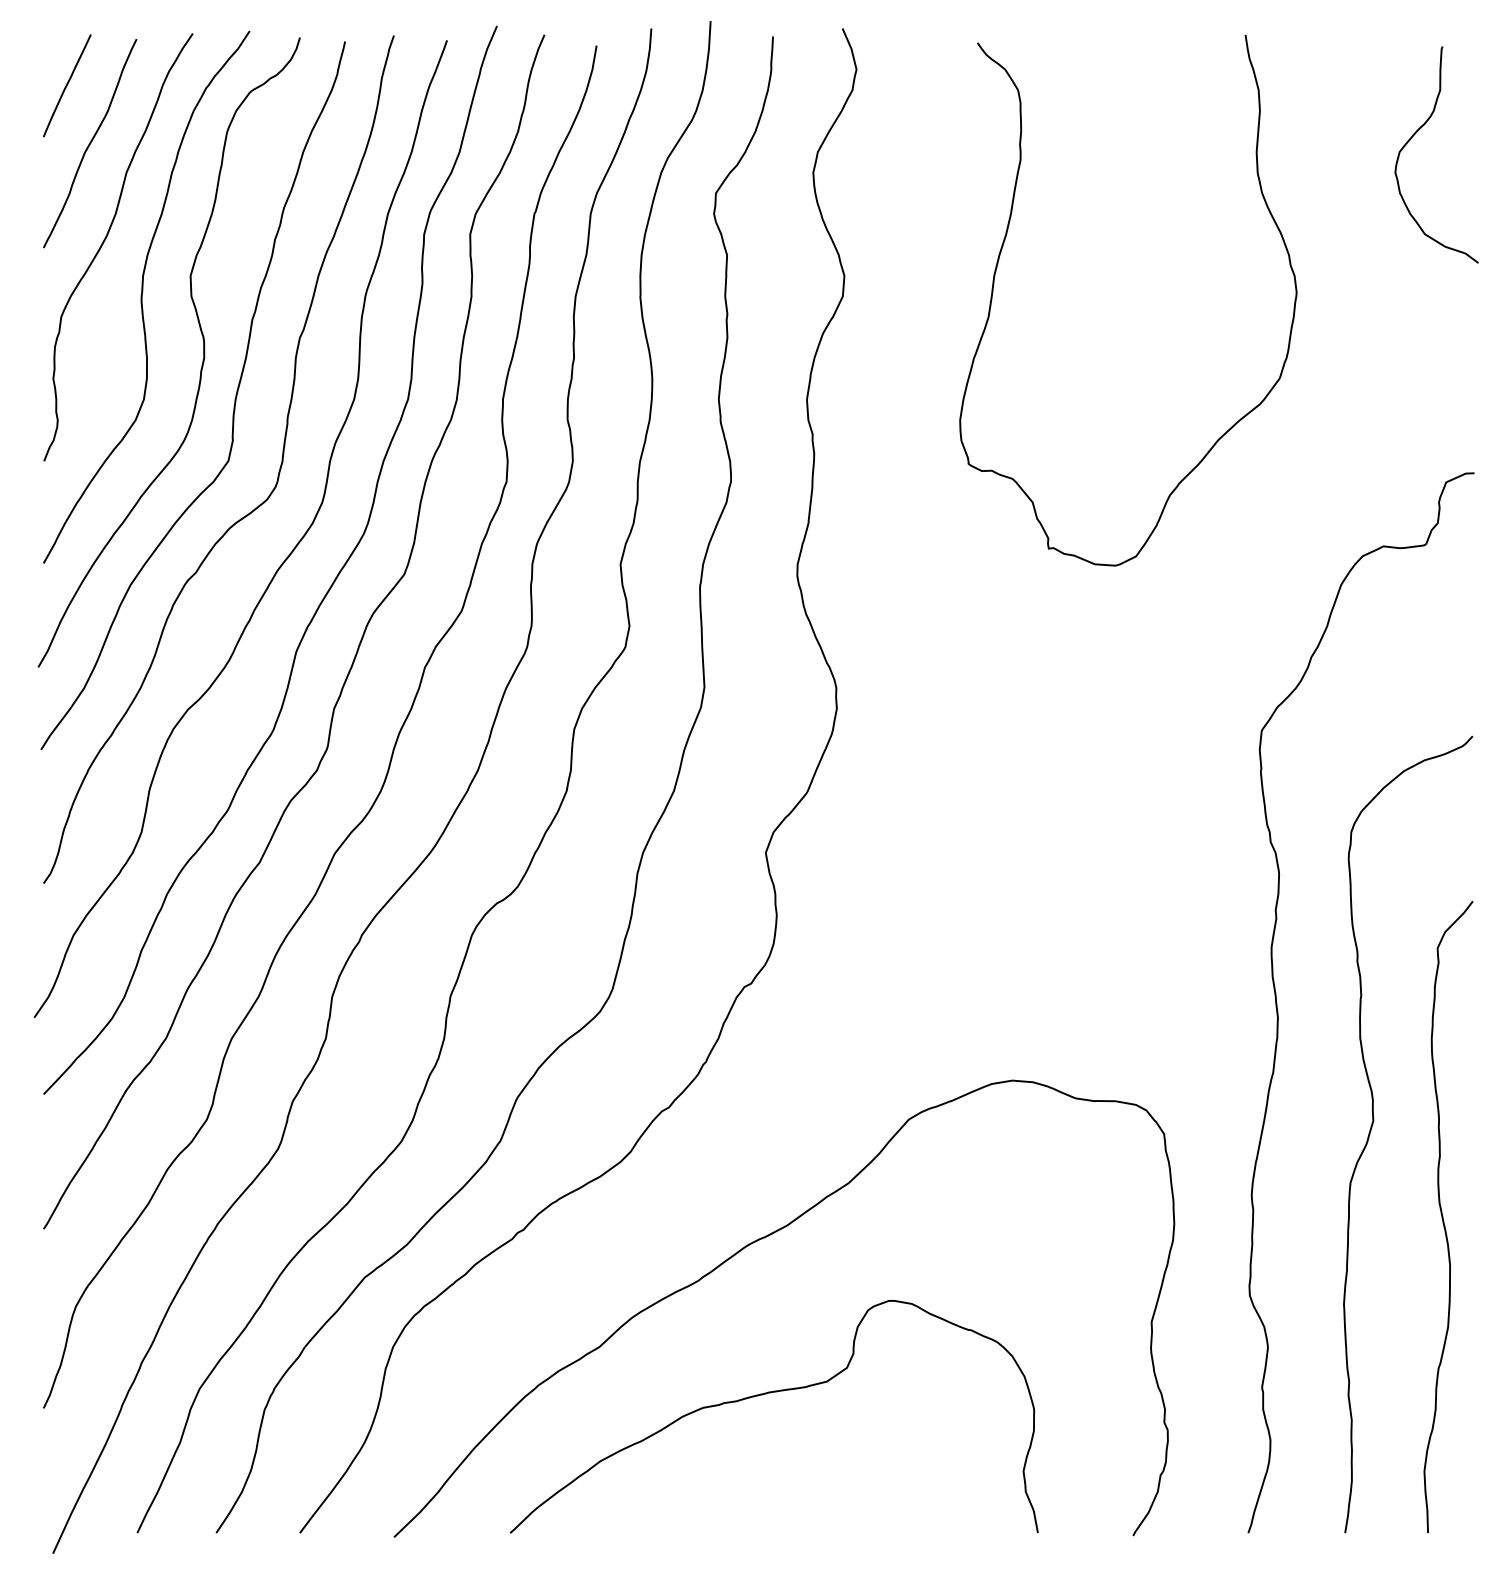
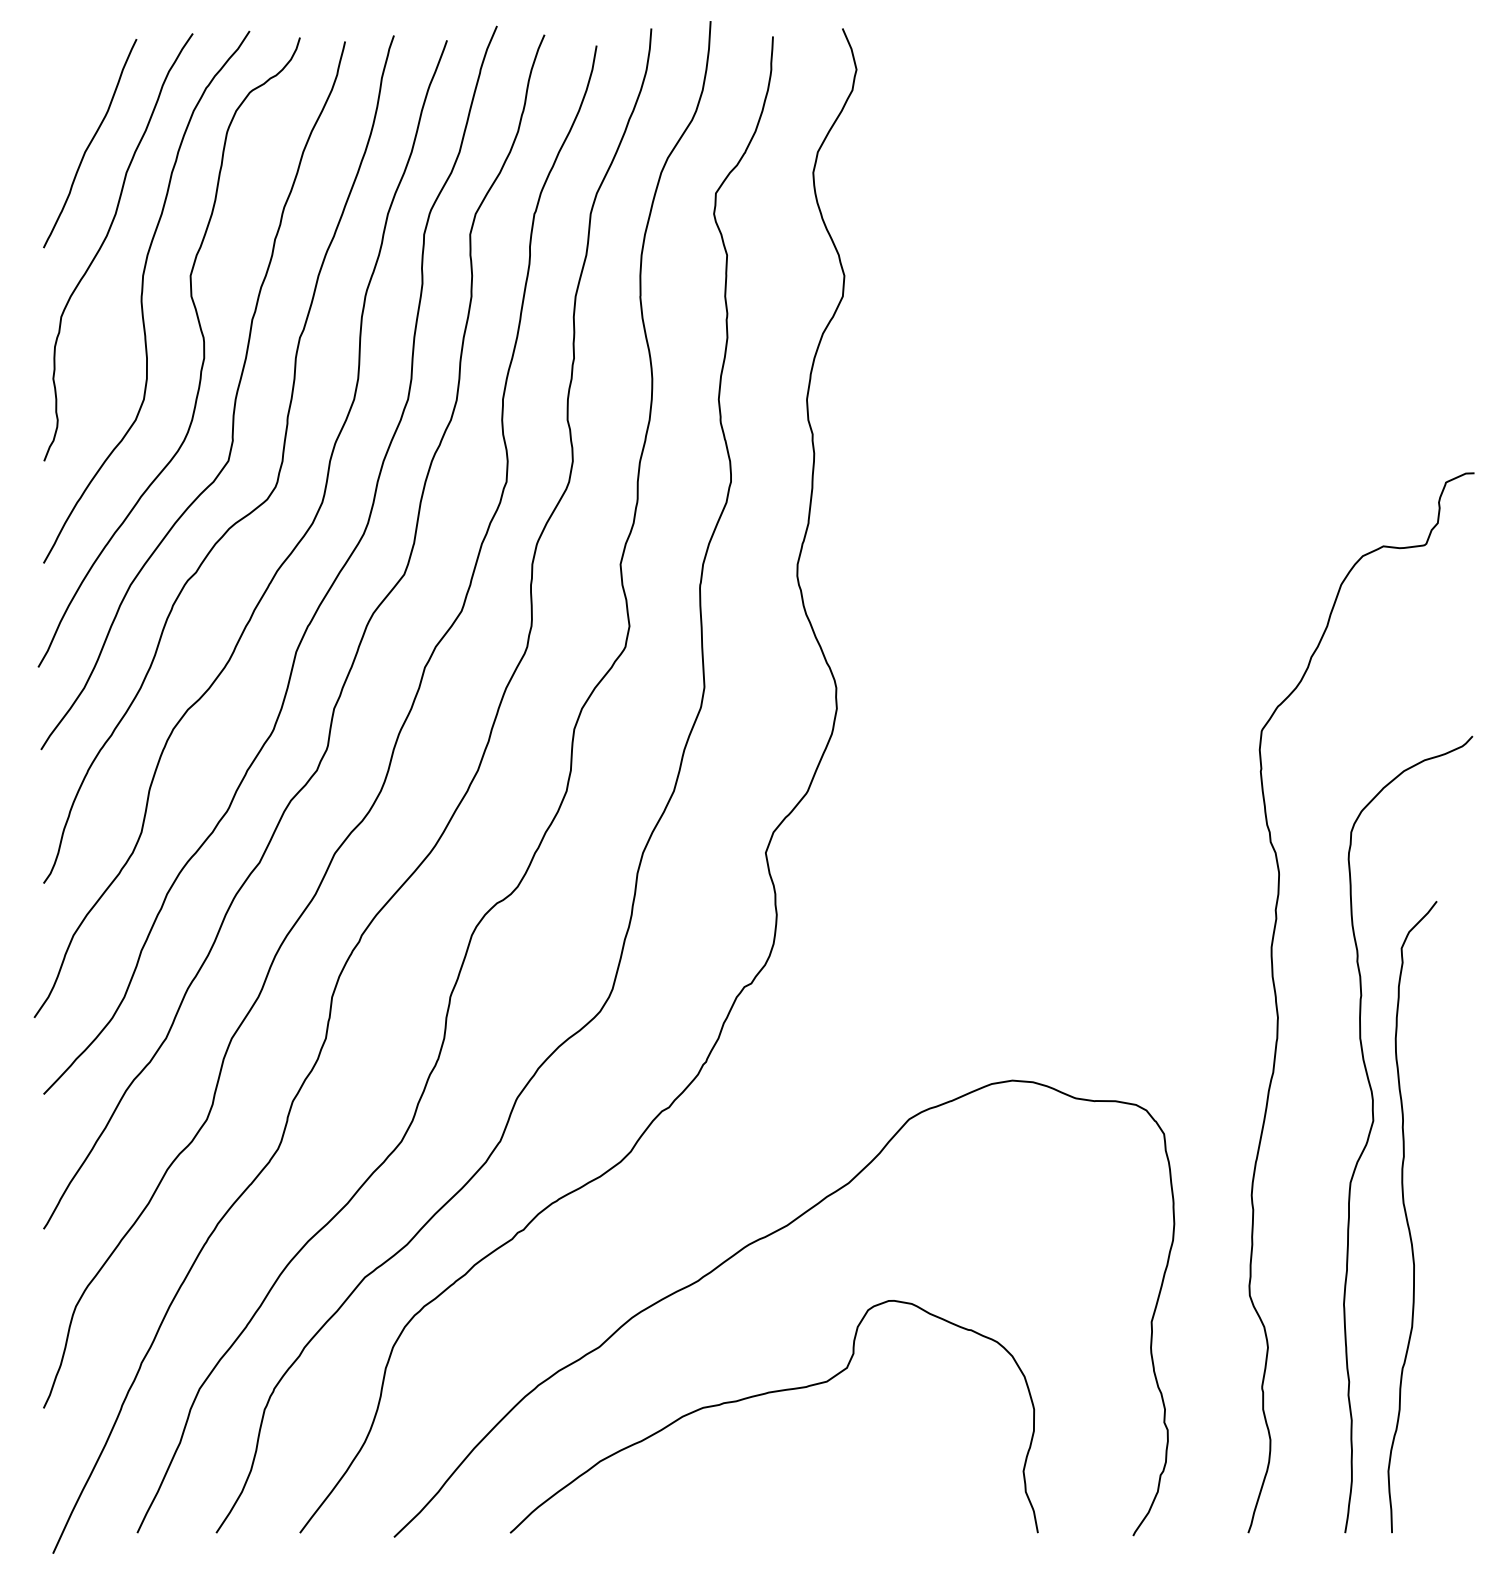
curve: present -> none (67, 85)
curve: present -> none (1416, 133)
curve: present -> none (994, 284)
curve position: (1443, 1217) -> (1407, 1217) (1407, 1217)
